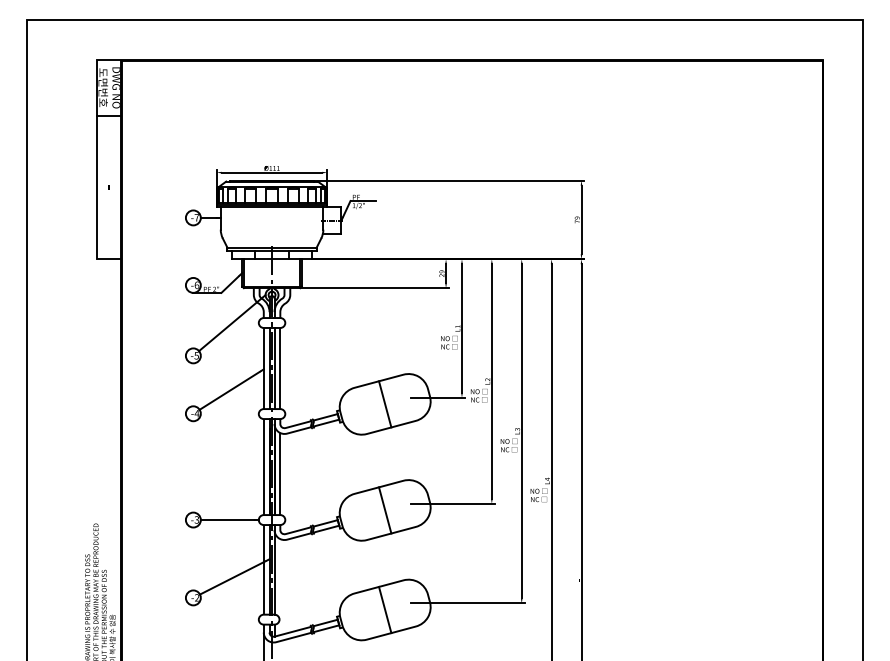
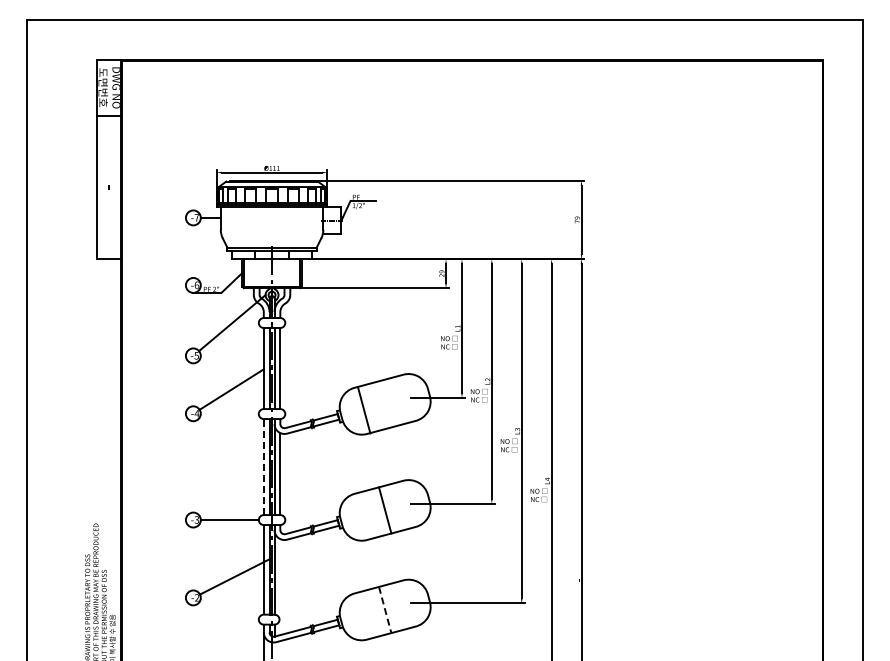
line position: (385, 404) -> (364, 410) (364, 410)
line: solid -> dashed (263, 466)
line: solid -> dashed (385, 610)
